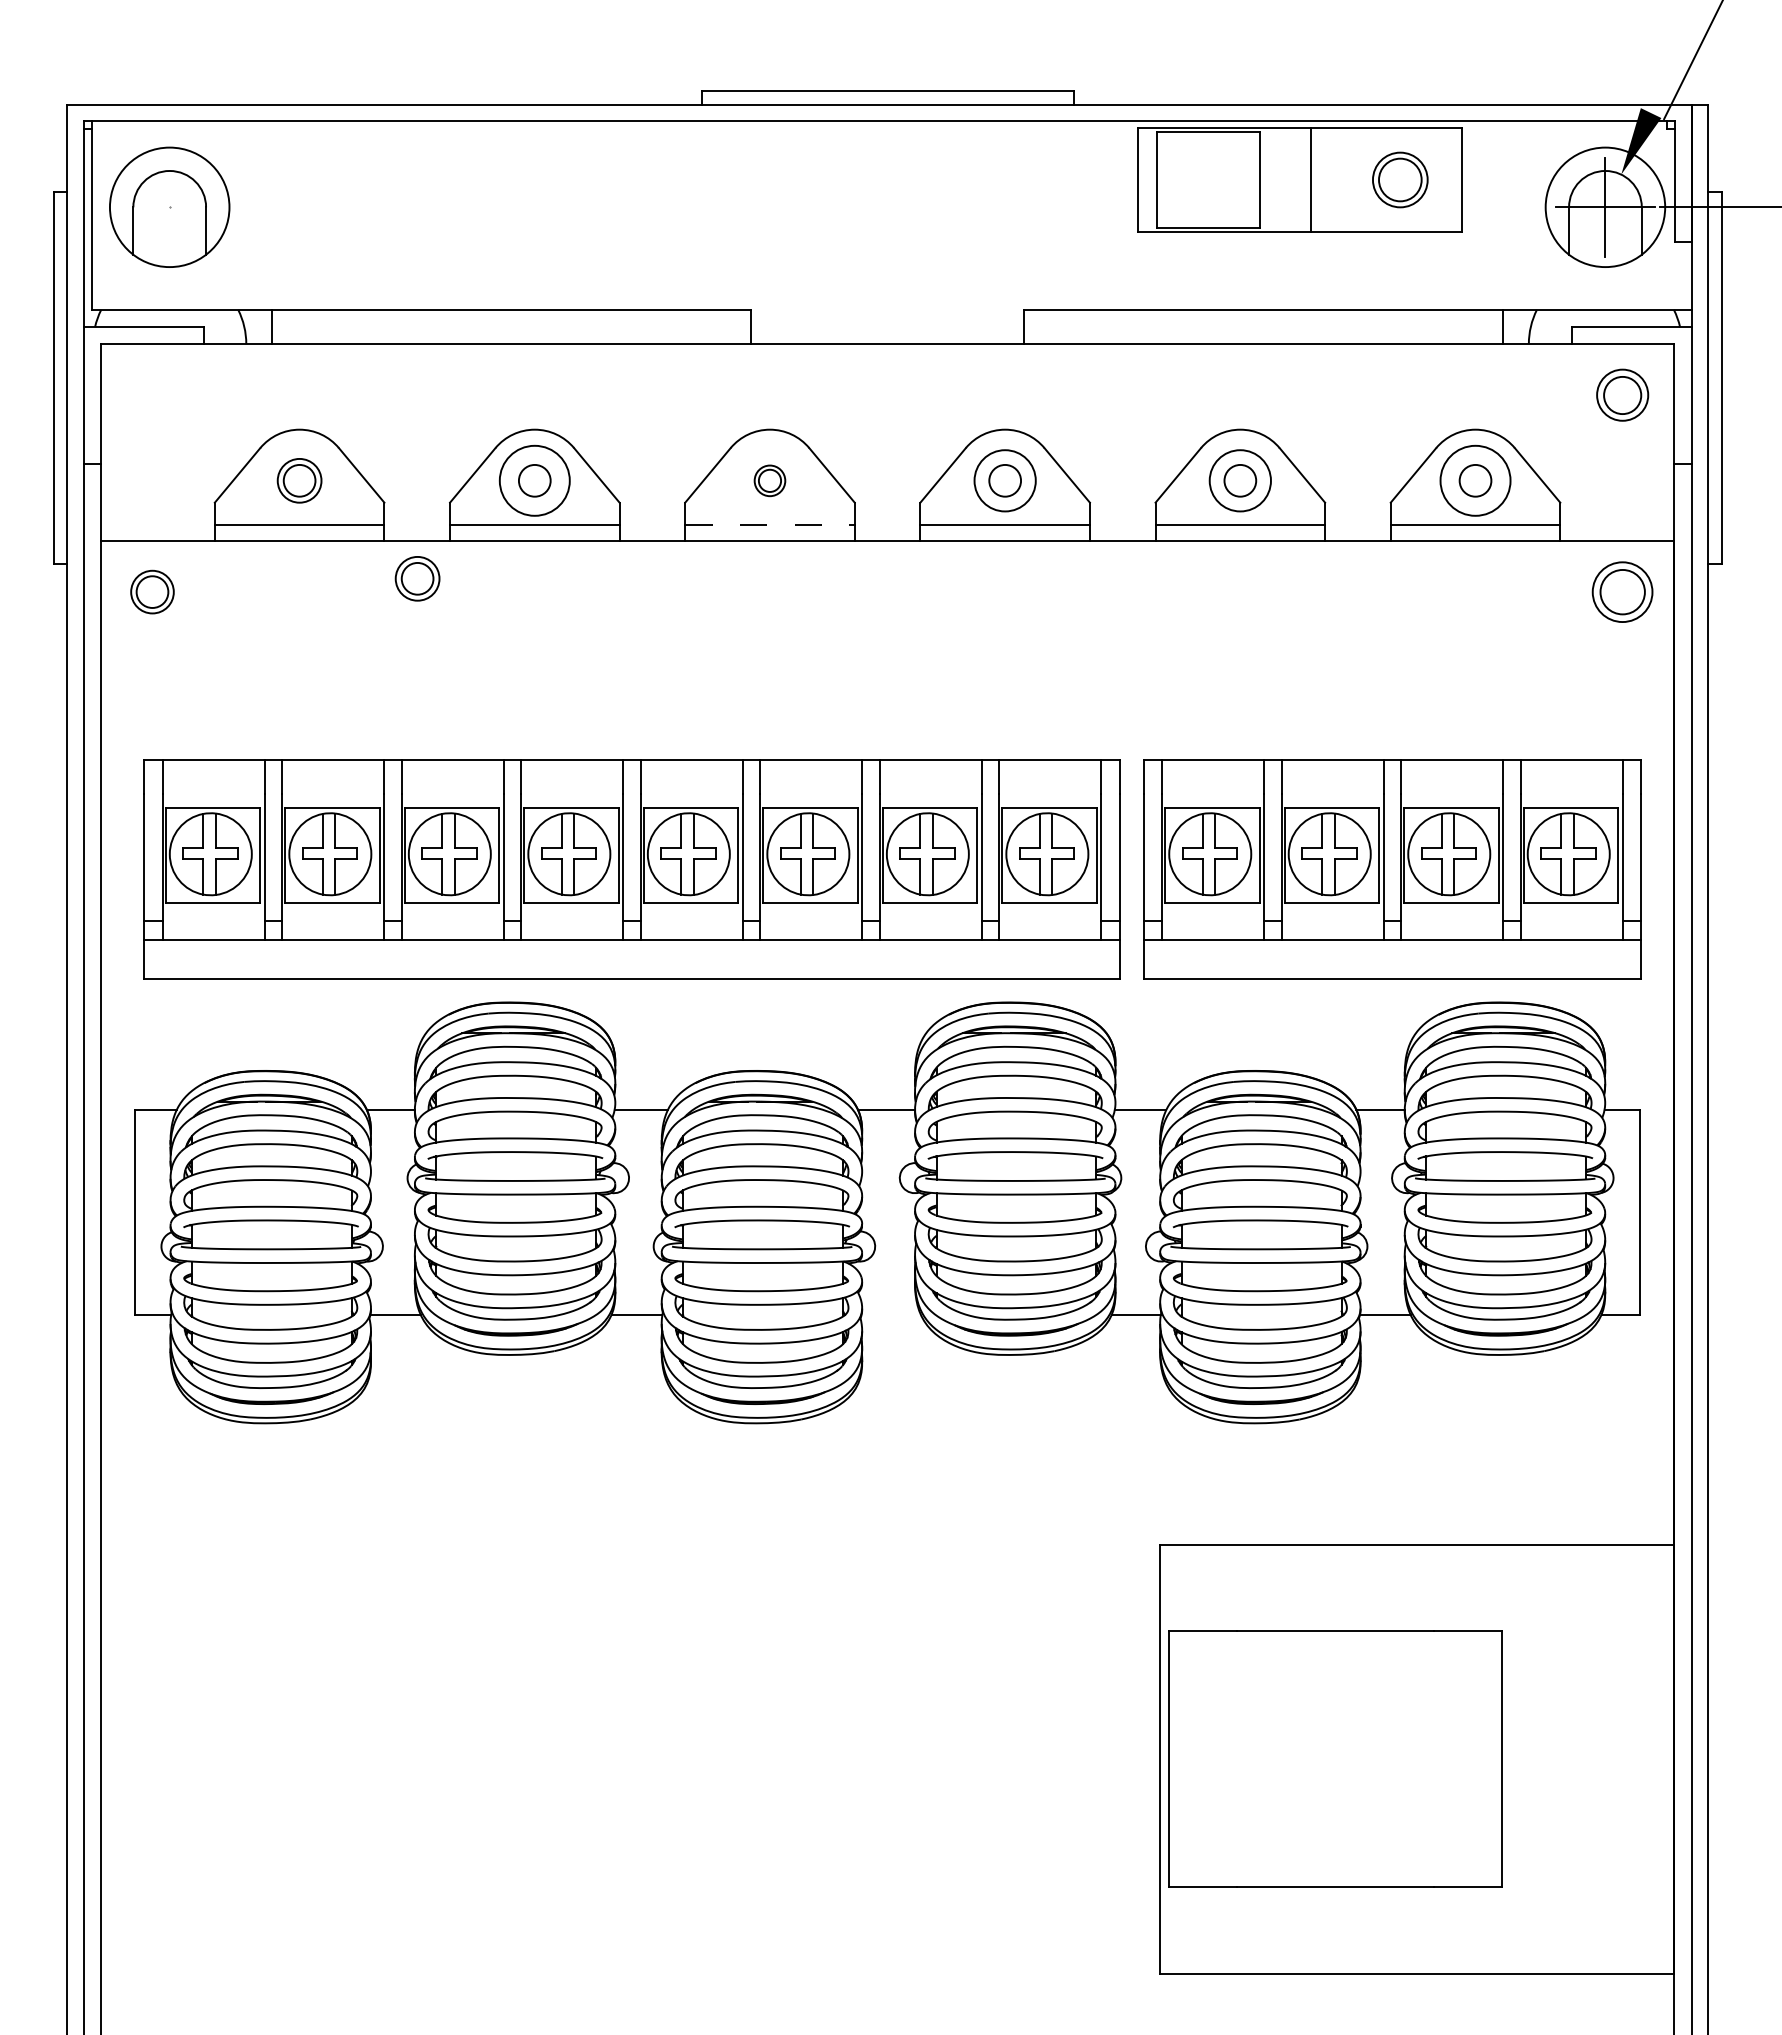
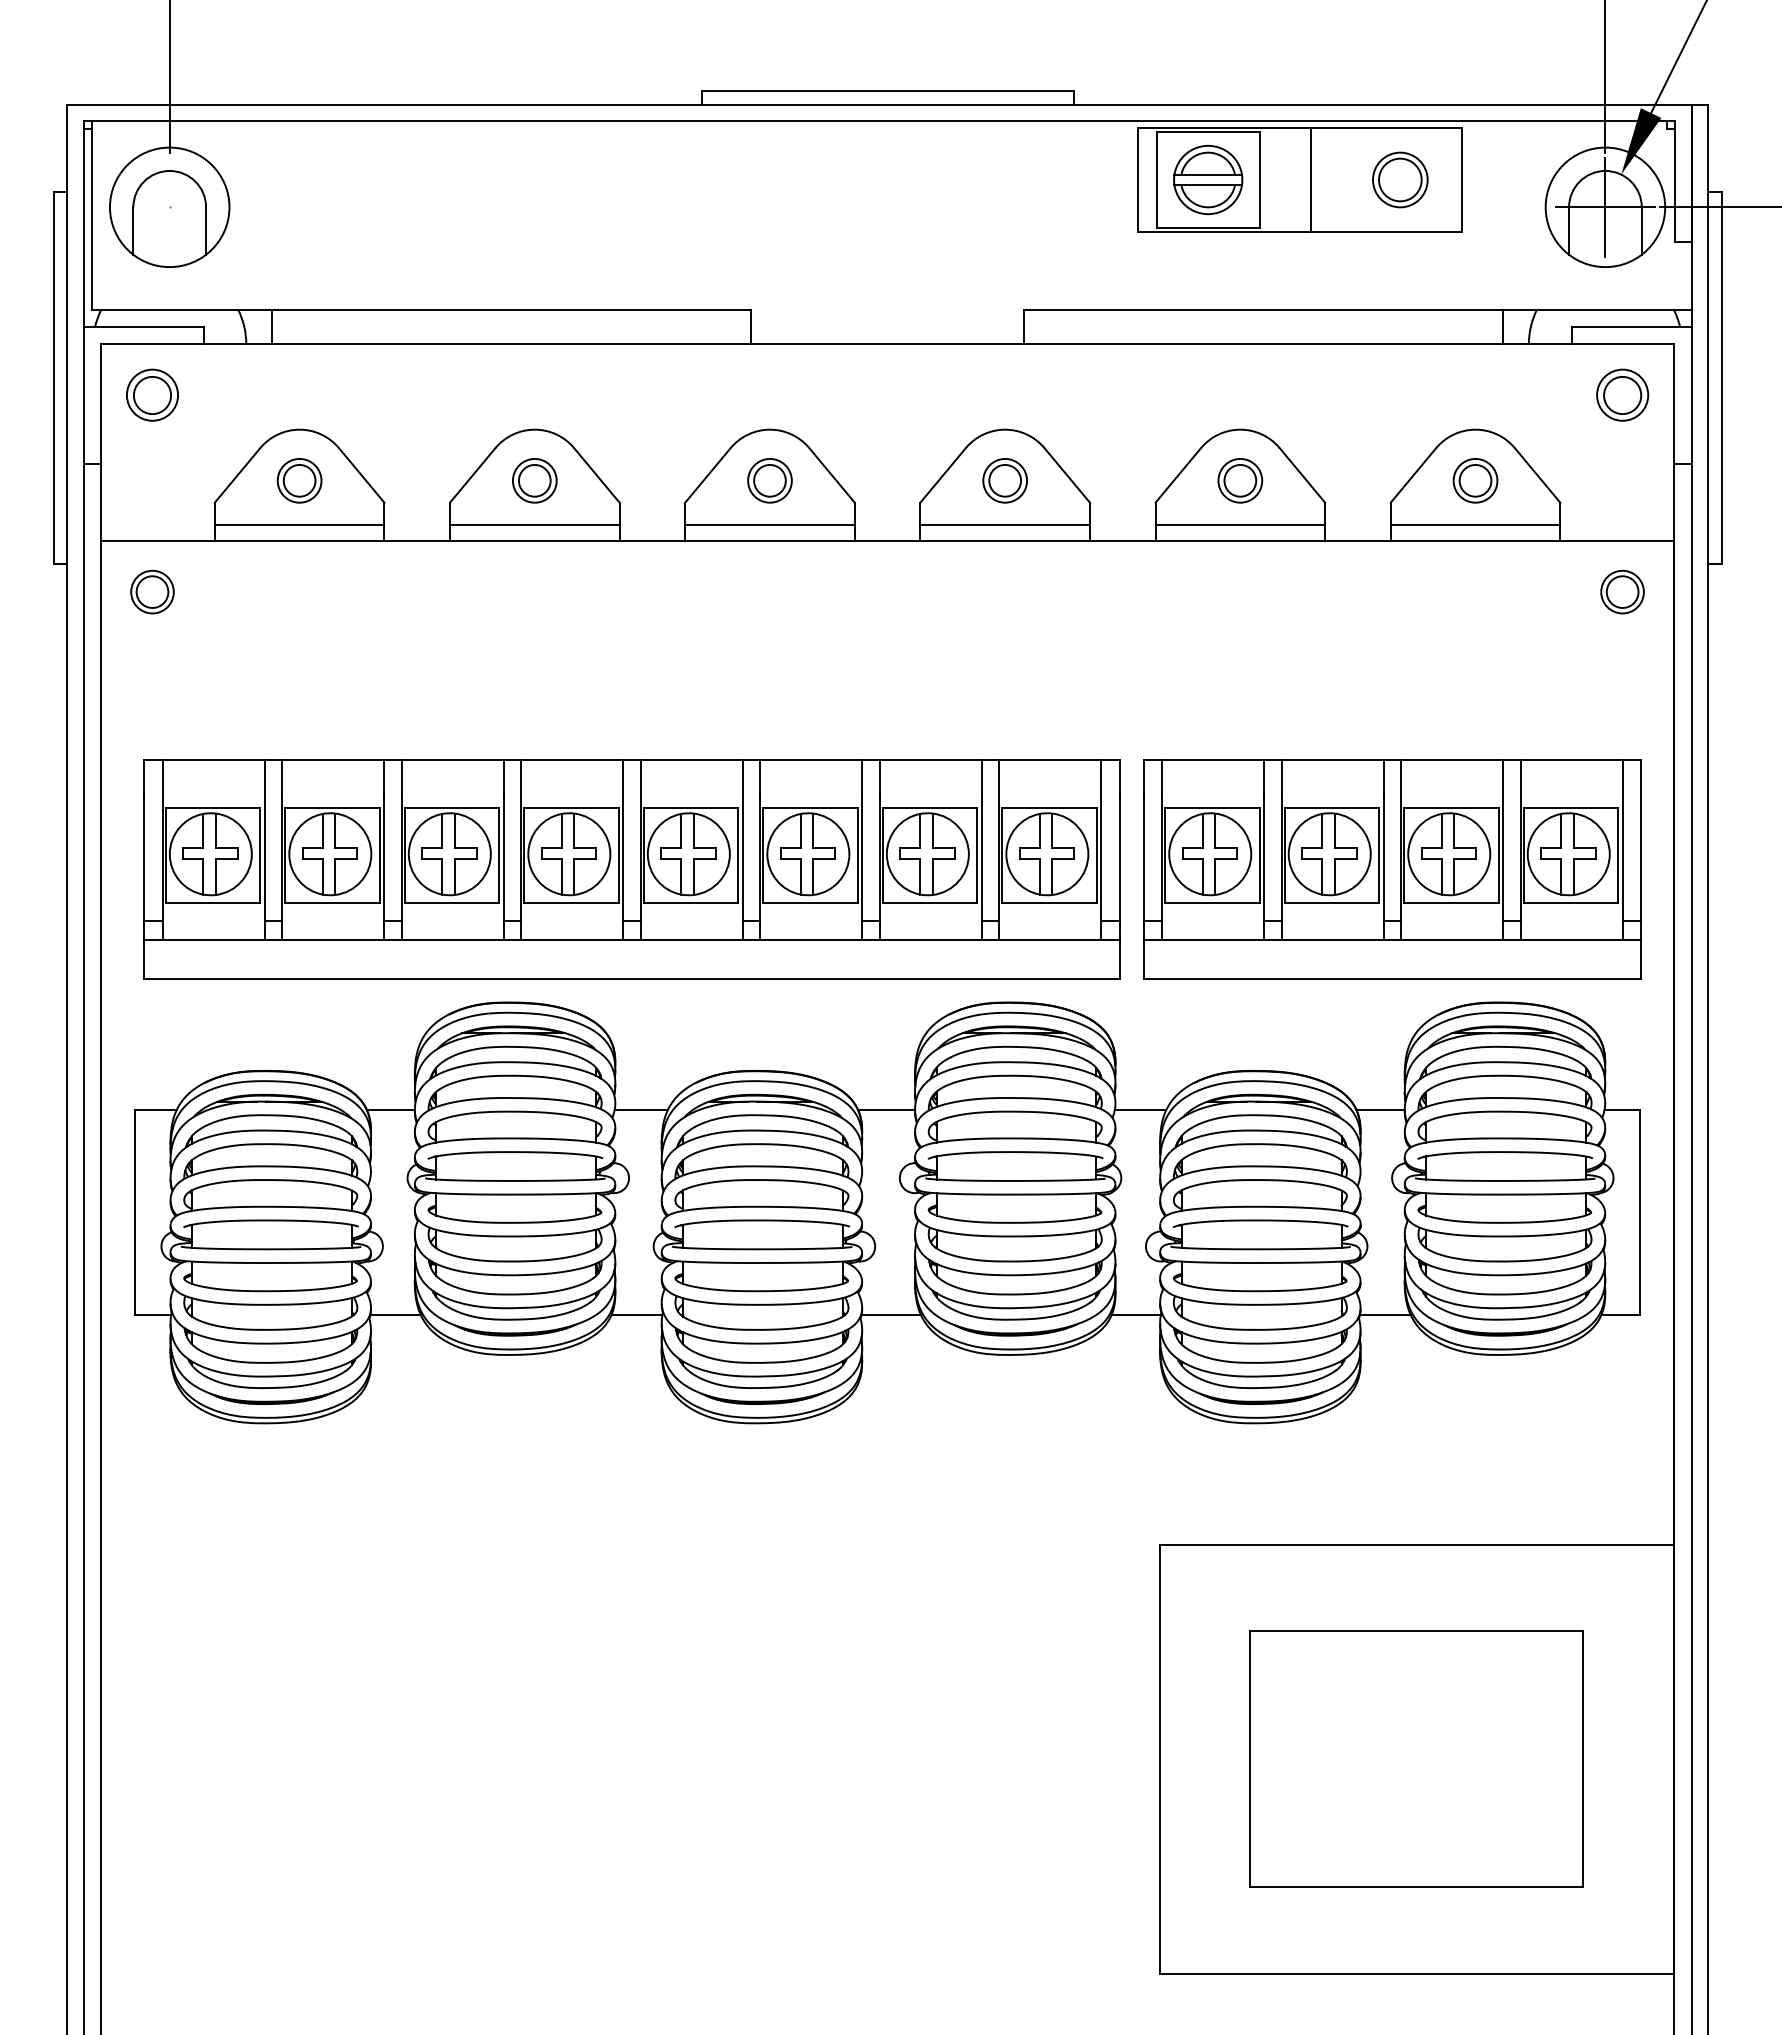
line position: (1692, 60) -> (1678, 57) (1678, 57)
line: none -> present (169, 77)
line: none -> present (1605, 77)
part: none -> present (1208, 179)
part: none -> present (152, 394)
circle diameter: 70 px -> 44 px (534, 480)
part size: 34x34 px -> 46x46 px (769, 480)
circle diameter: 61 px -> 44 px (1005, 480)
circle diameter: 61 px -> 44 px (1240, 480)
circle diameter: 70 px -> 44 px (1475, 480)
line: dashed -> solid (769, 524)
part: present -> none (417, 578)
part size: 63x62 px -> 45x46 px (1622, 591)
line: none -> present (890, 1314)
part position: (1335, 1758) -> (1416, 1758) (1416, 1758)
